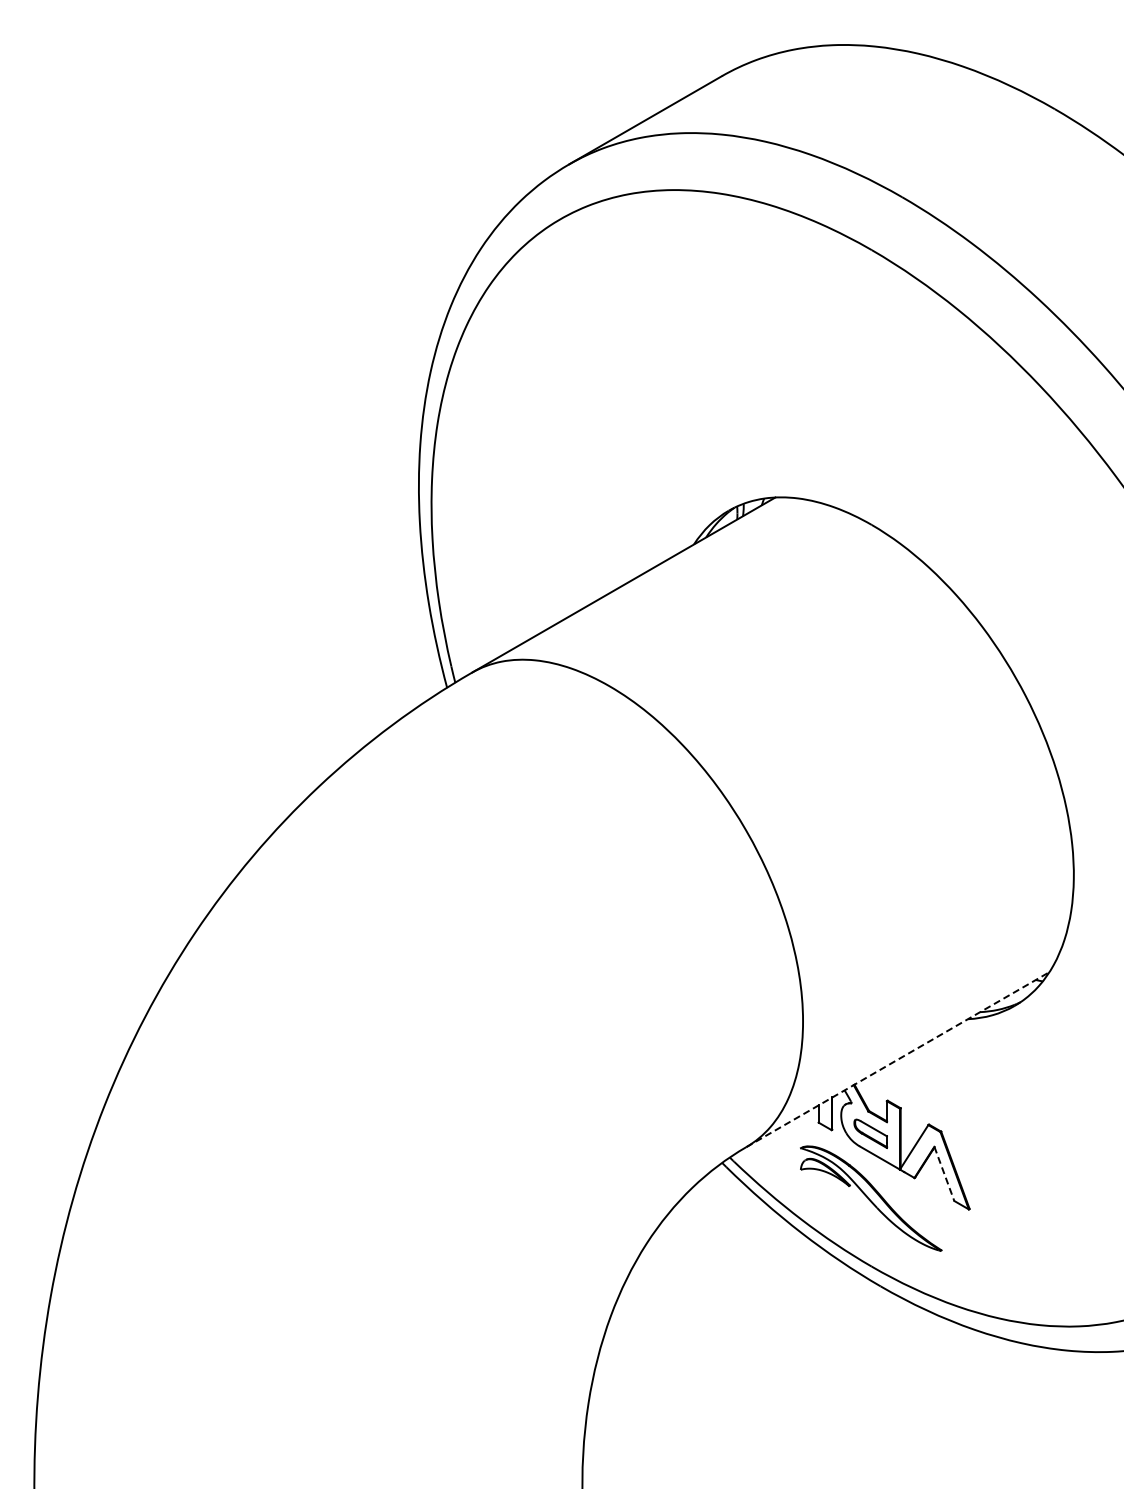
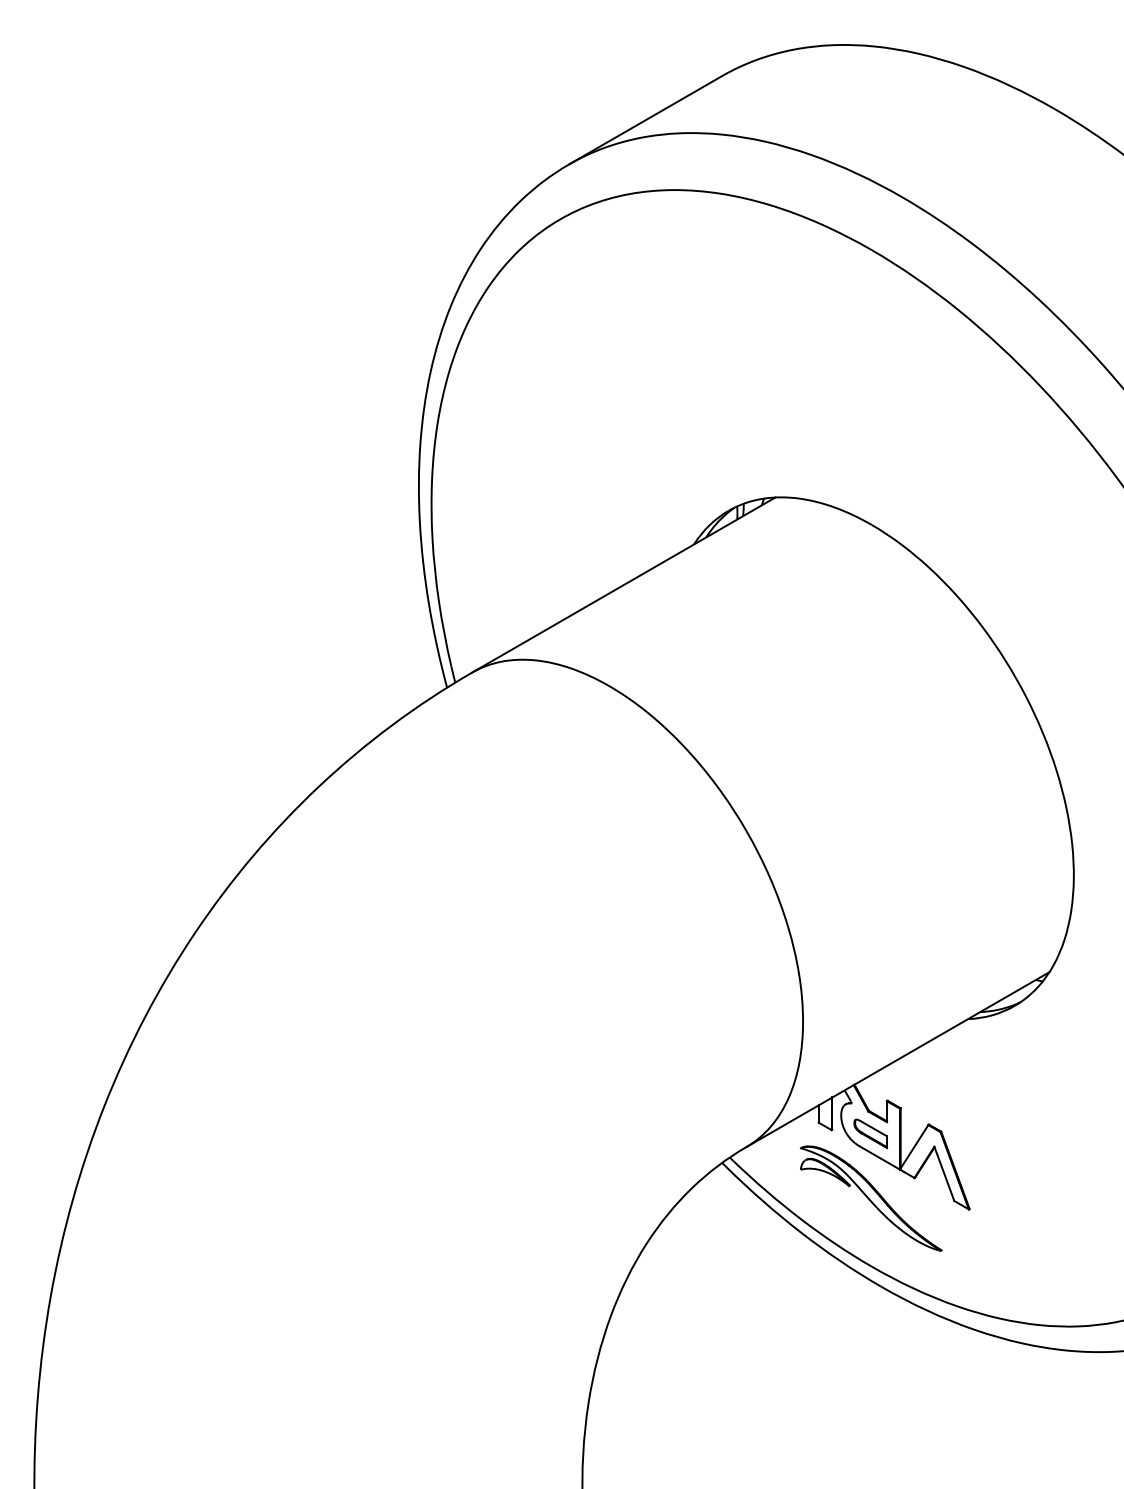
line: dashed -> solid (897, 1059)
line: dashed -> solid (944, 1173)
